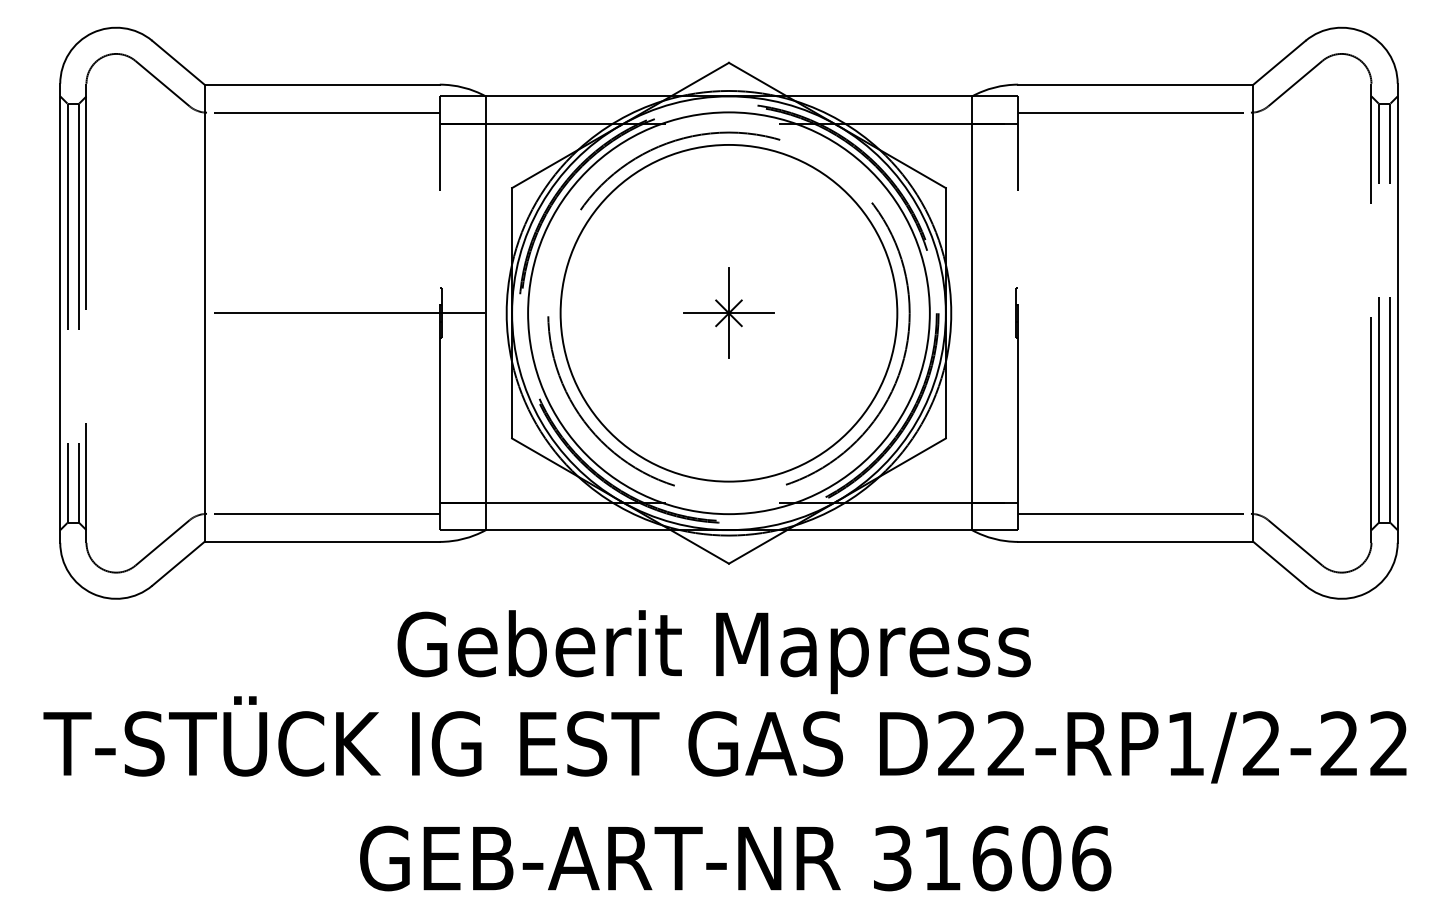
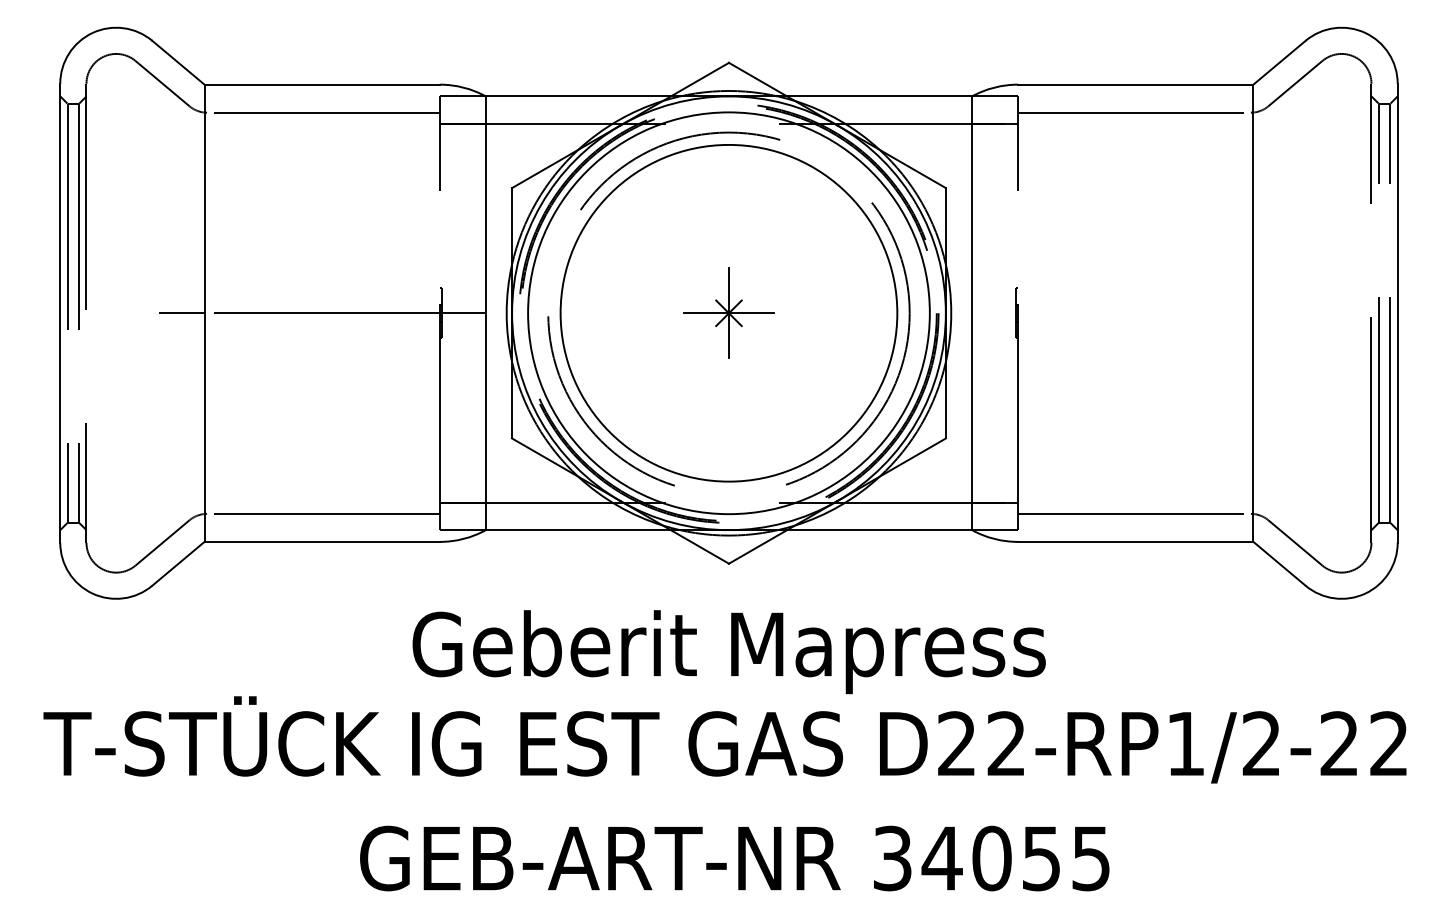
line: none -> present (181, 313)
text position: (713, 652) -> (728, 652) (728, 652)
text: 31606 -> 34055 (1016, 858)
